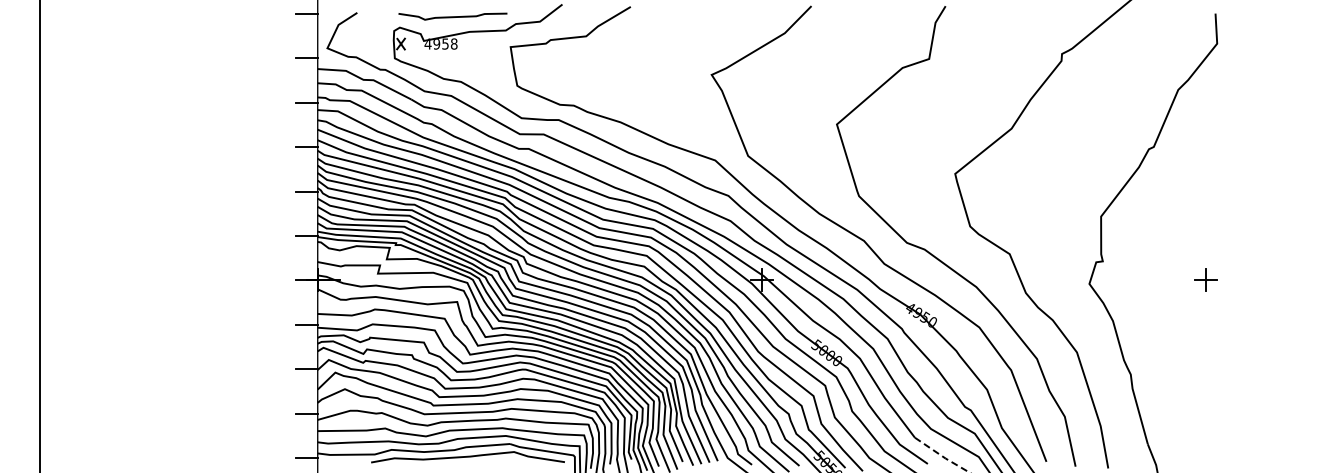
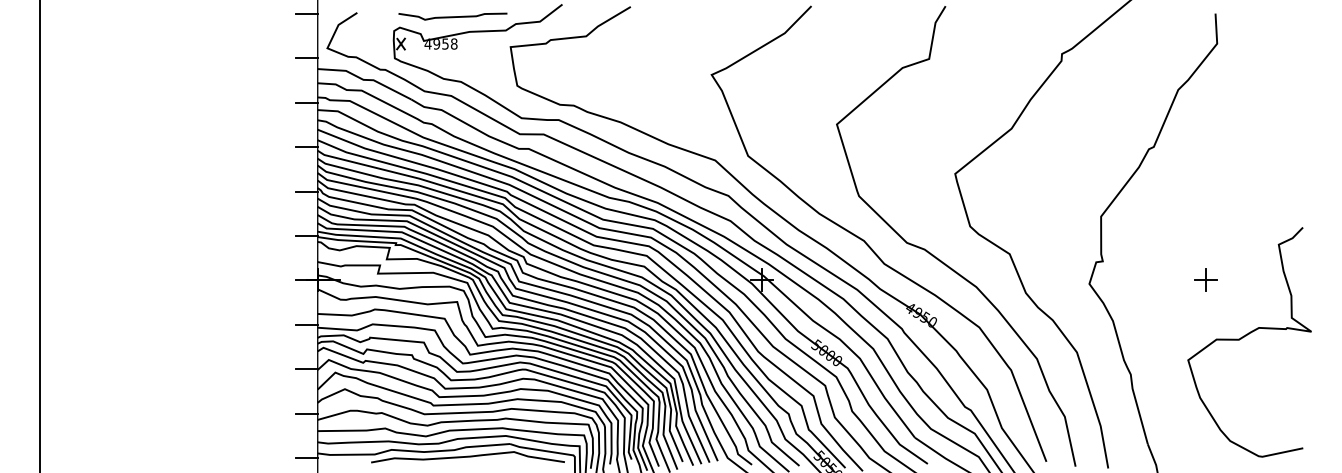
curve: none -> present (1246, 336)
line: dashed -> solid (942, 456)
